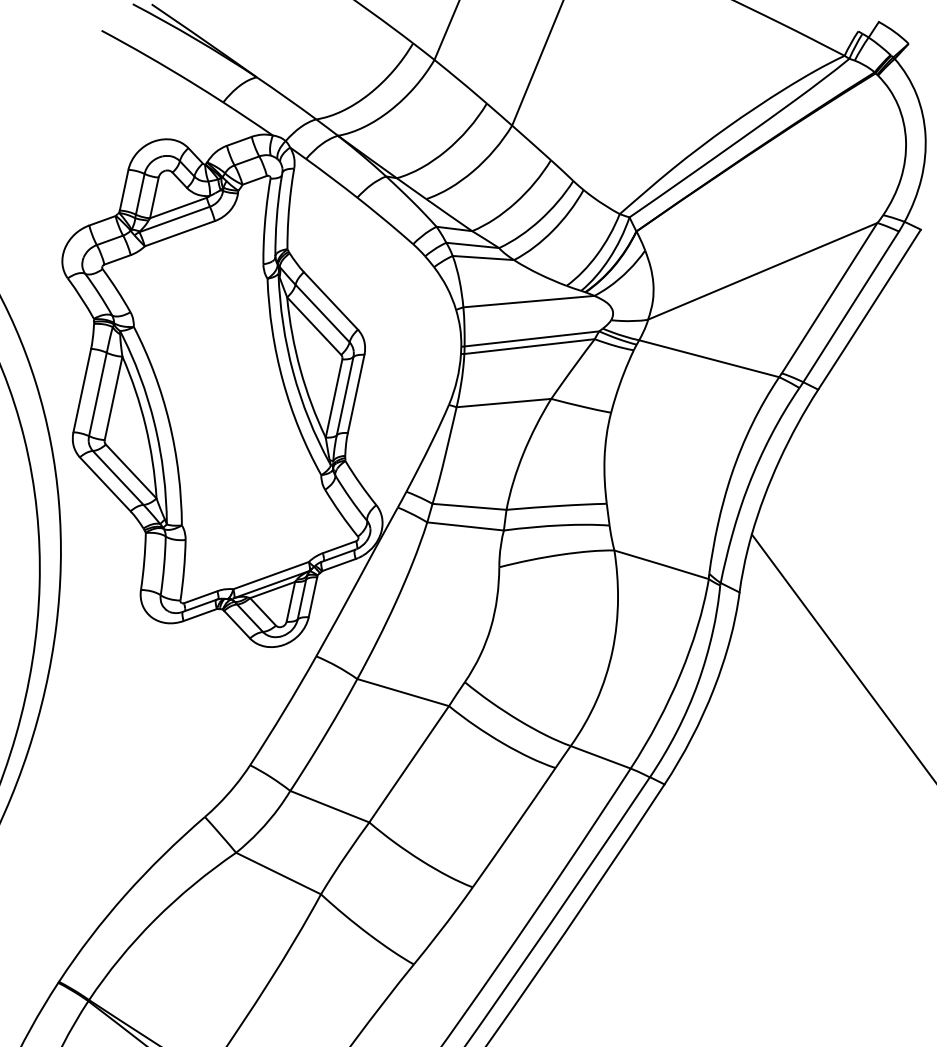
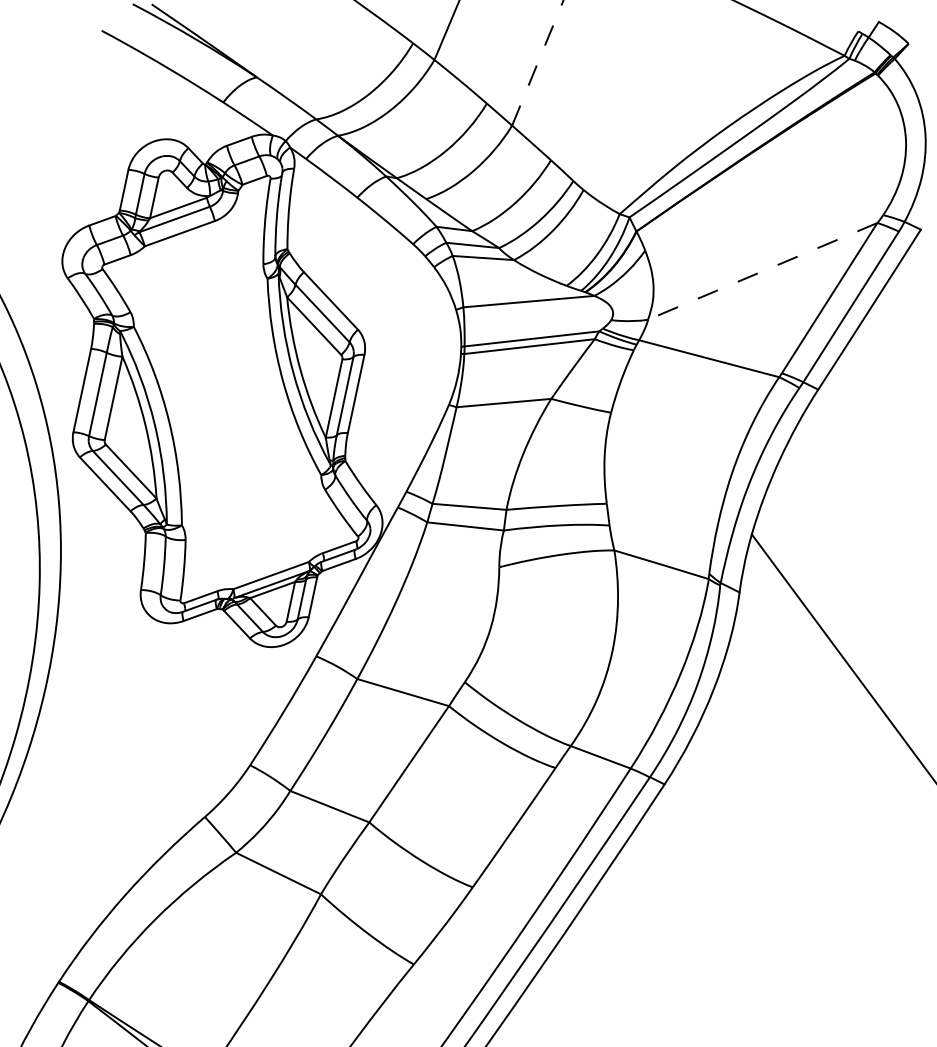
line: solid -> dashed (537, 62)
line: solid -> dashed (762, 271)
